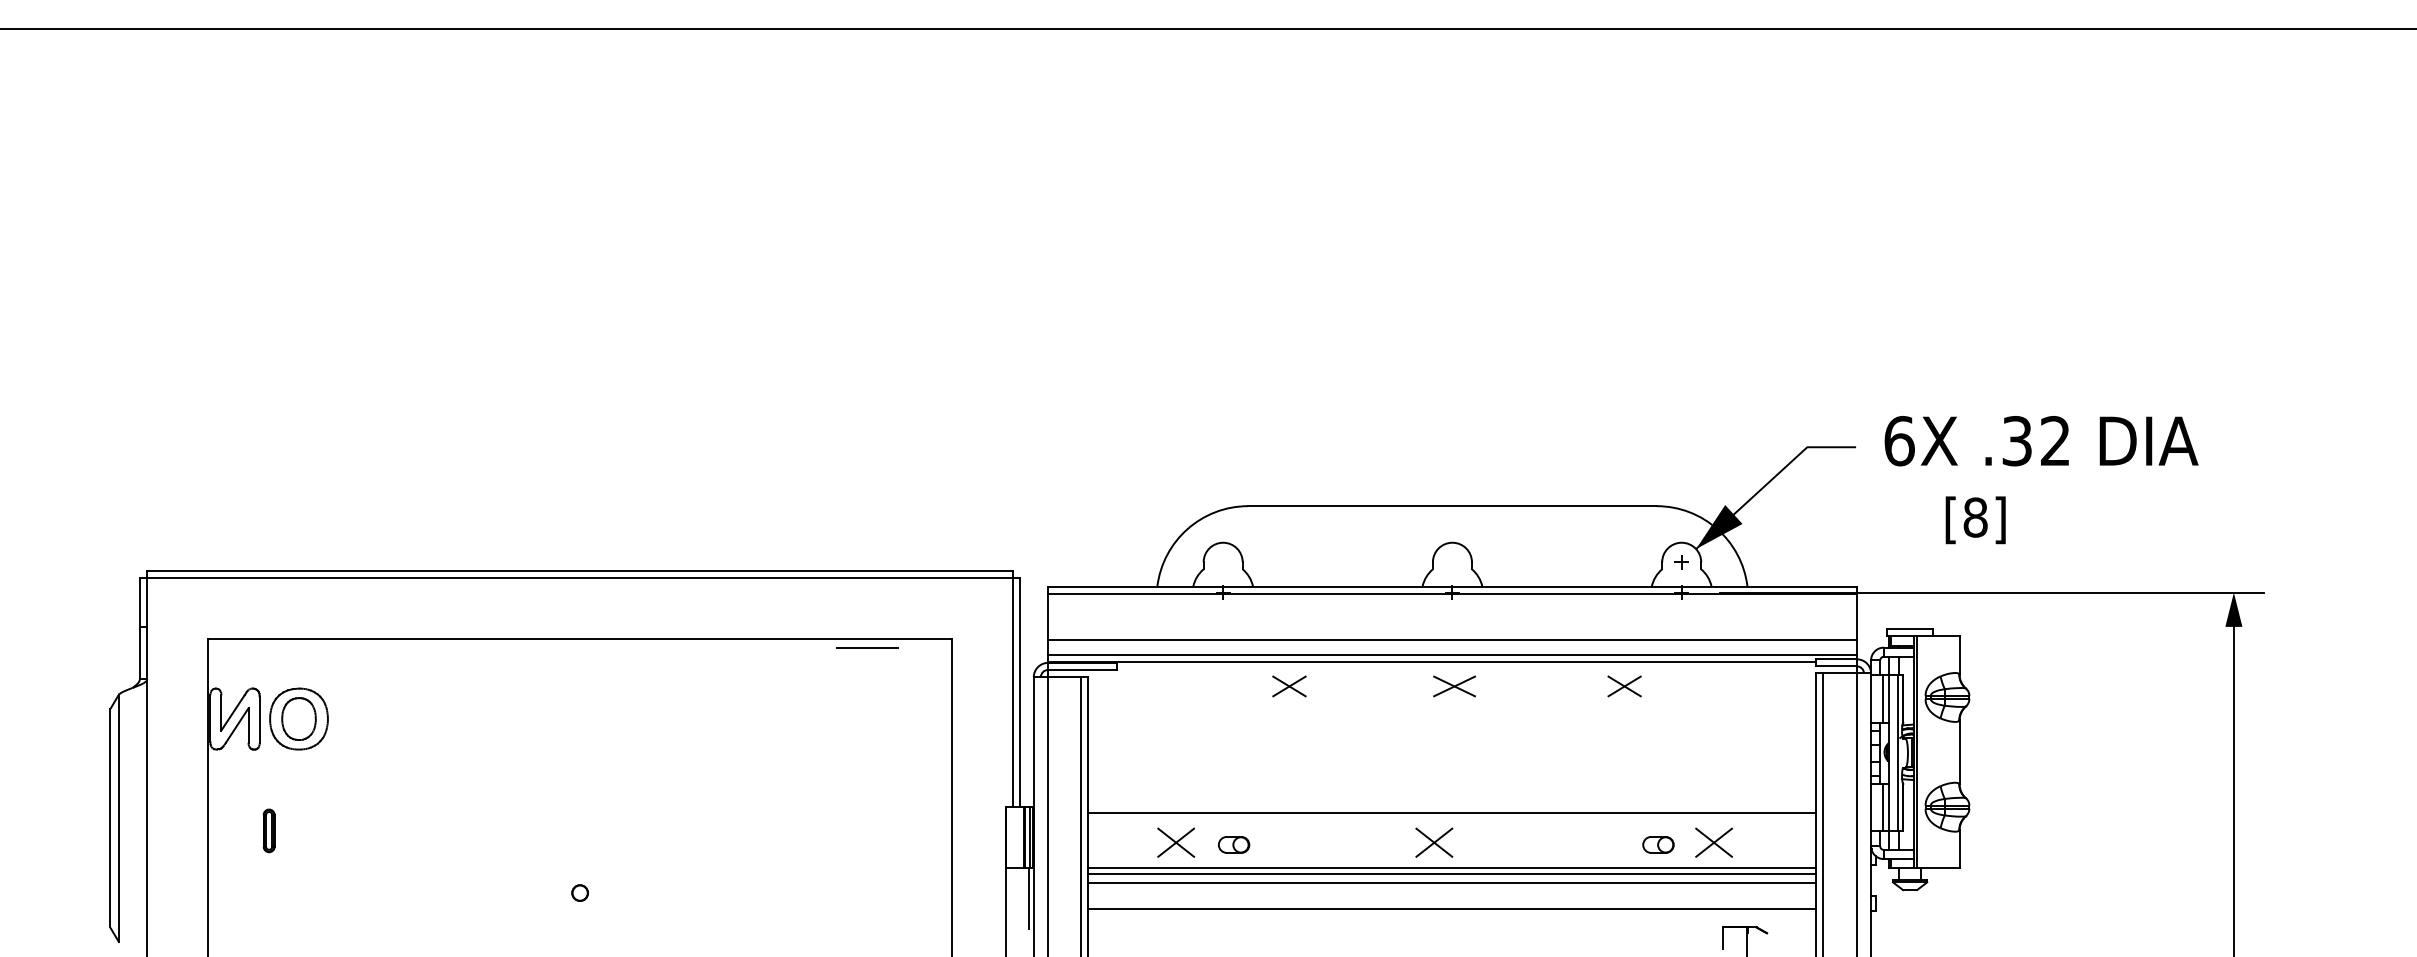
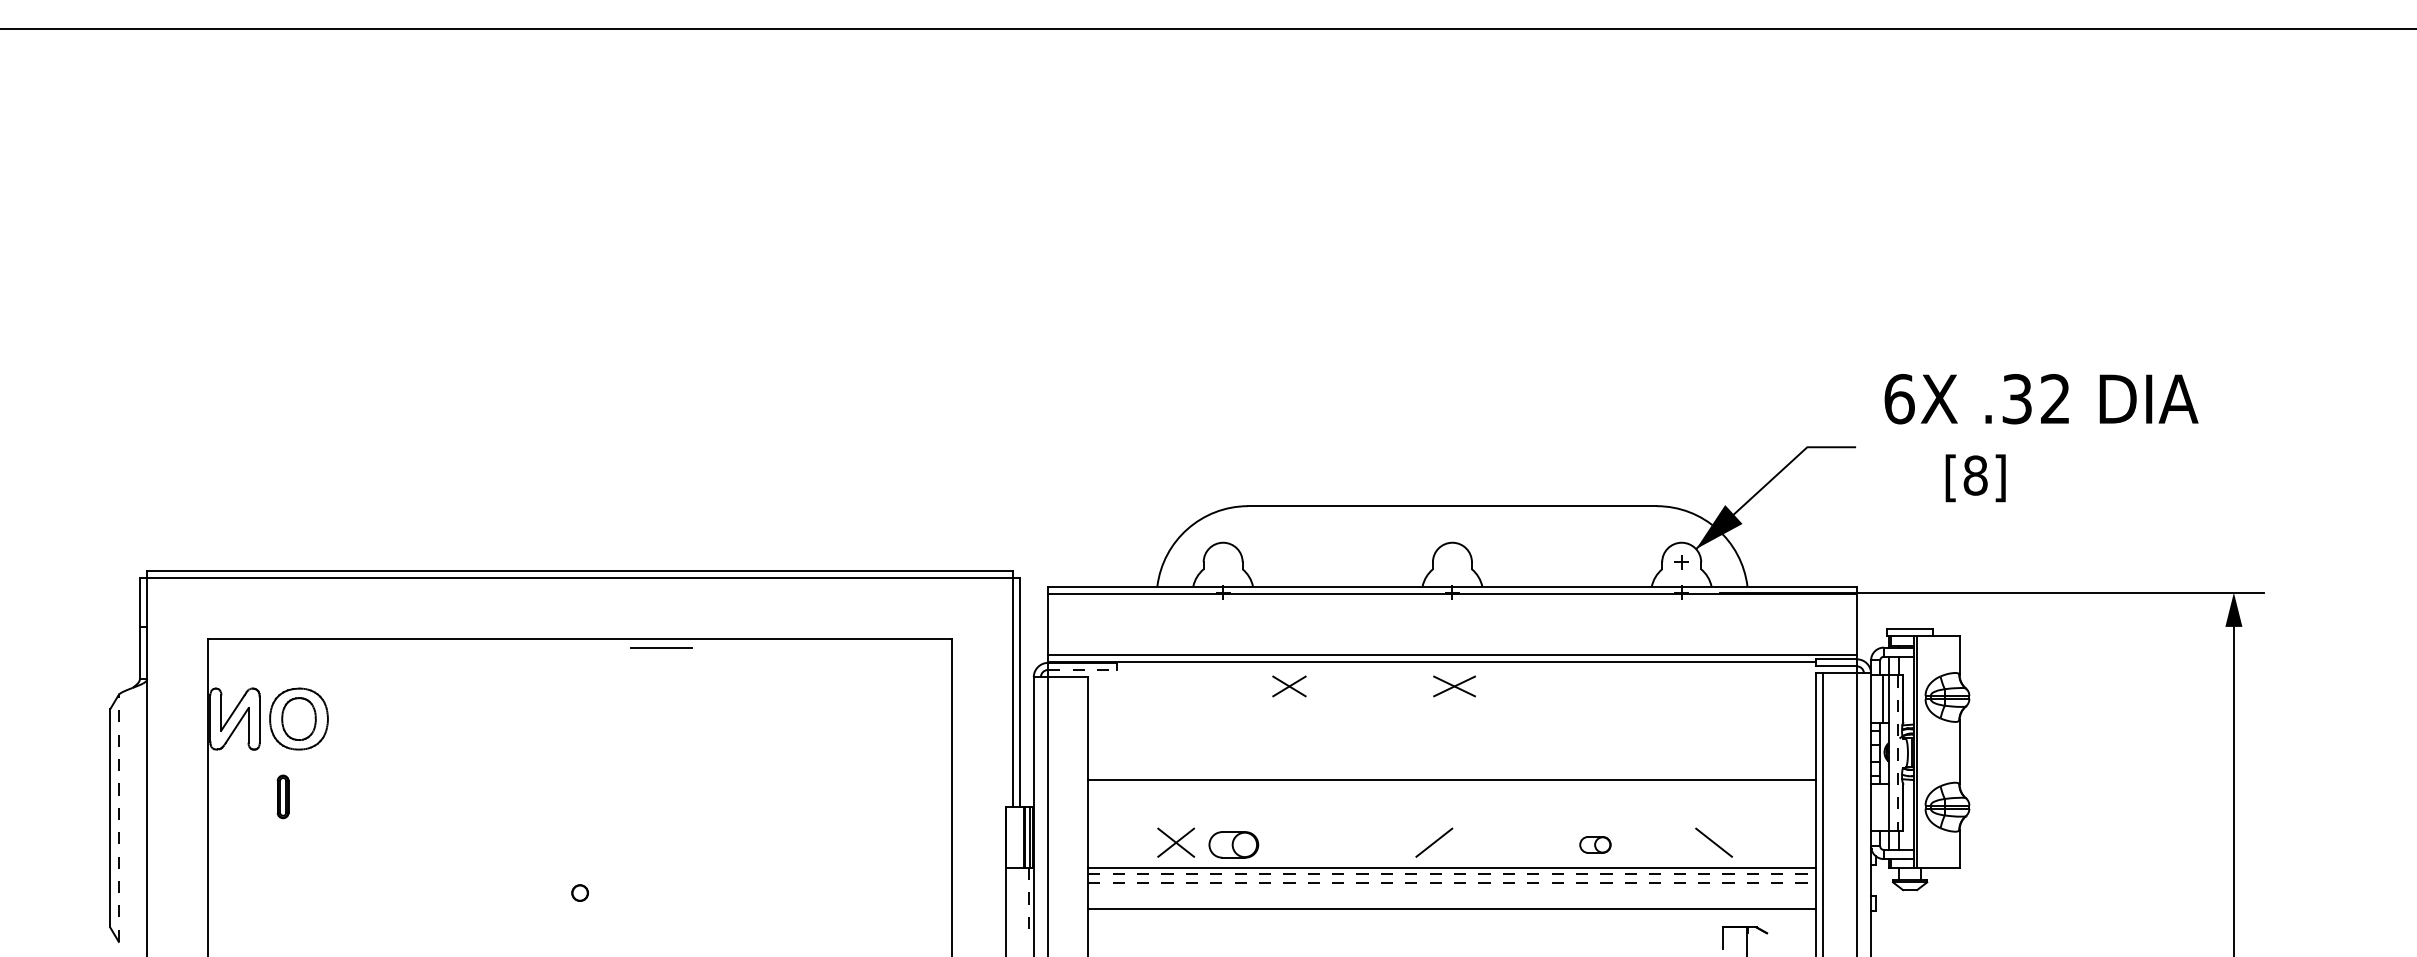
text position: (2041, 480) -> (2041, 438) (2041, 438)
line: present -> none (1452, 640)
line position: (867, 647) -> (661, 647) (661, 647)
line: solid -> dashed (1082, 669)
part: present -> none (1624, 686)
line: solid -> dashed (1897, 753)
line: present -> none (1883, 807)
line position: (1452, 813) -> (1452, 780) (1452, 780)
line: present -> none (1081, 815)
line: solid -> dashed (118, 818)
part position: (268, 830) -> (282, 796) (282, 796)
line: present -> none (1434, 842)
line: present -> none (1713, 842)
part size: 33x18 px -> 52x28 px (1233, 844)
part position: (1658, 844) -> (1595, 844) (1595, 844)
line: solid -> dashed (1452, 874)
line: solid -> dashed (1452, 882)
line: solid -> dashed (1028, 899)
